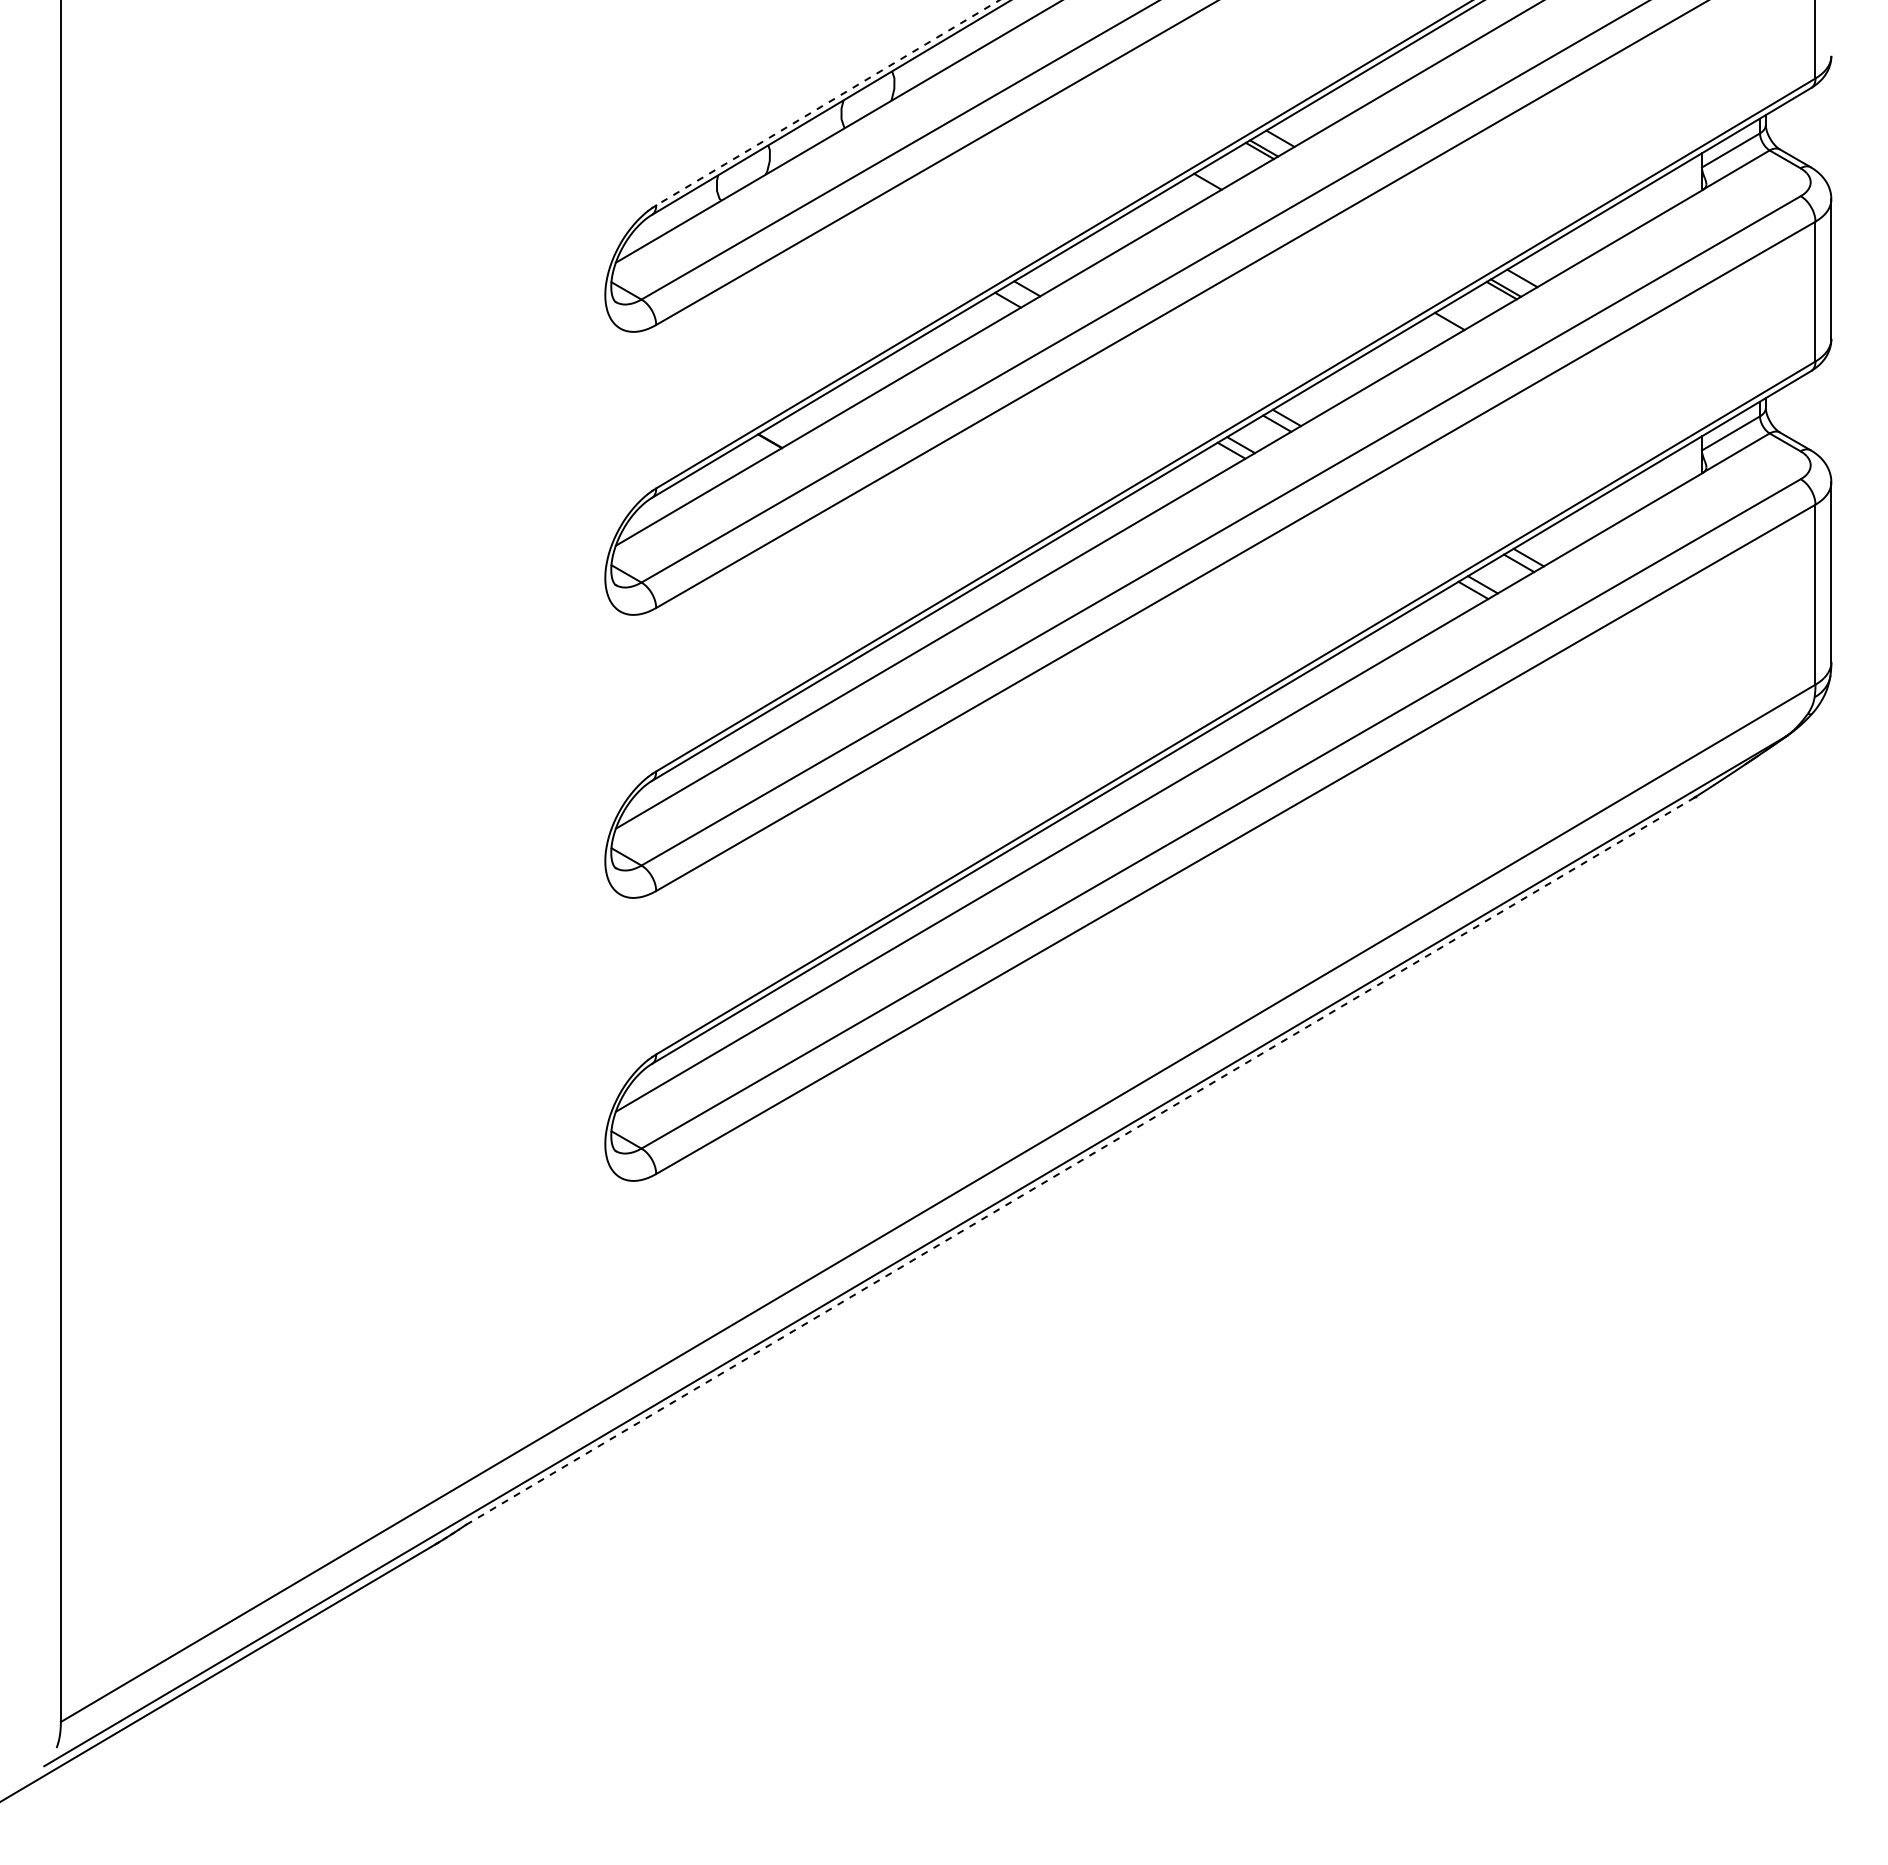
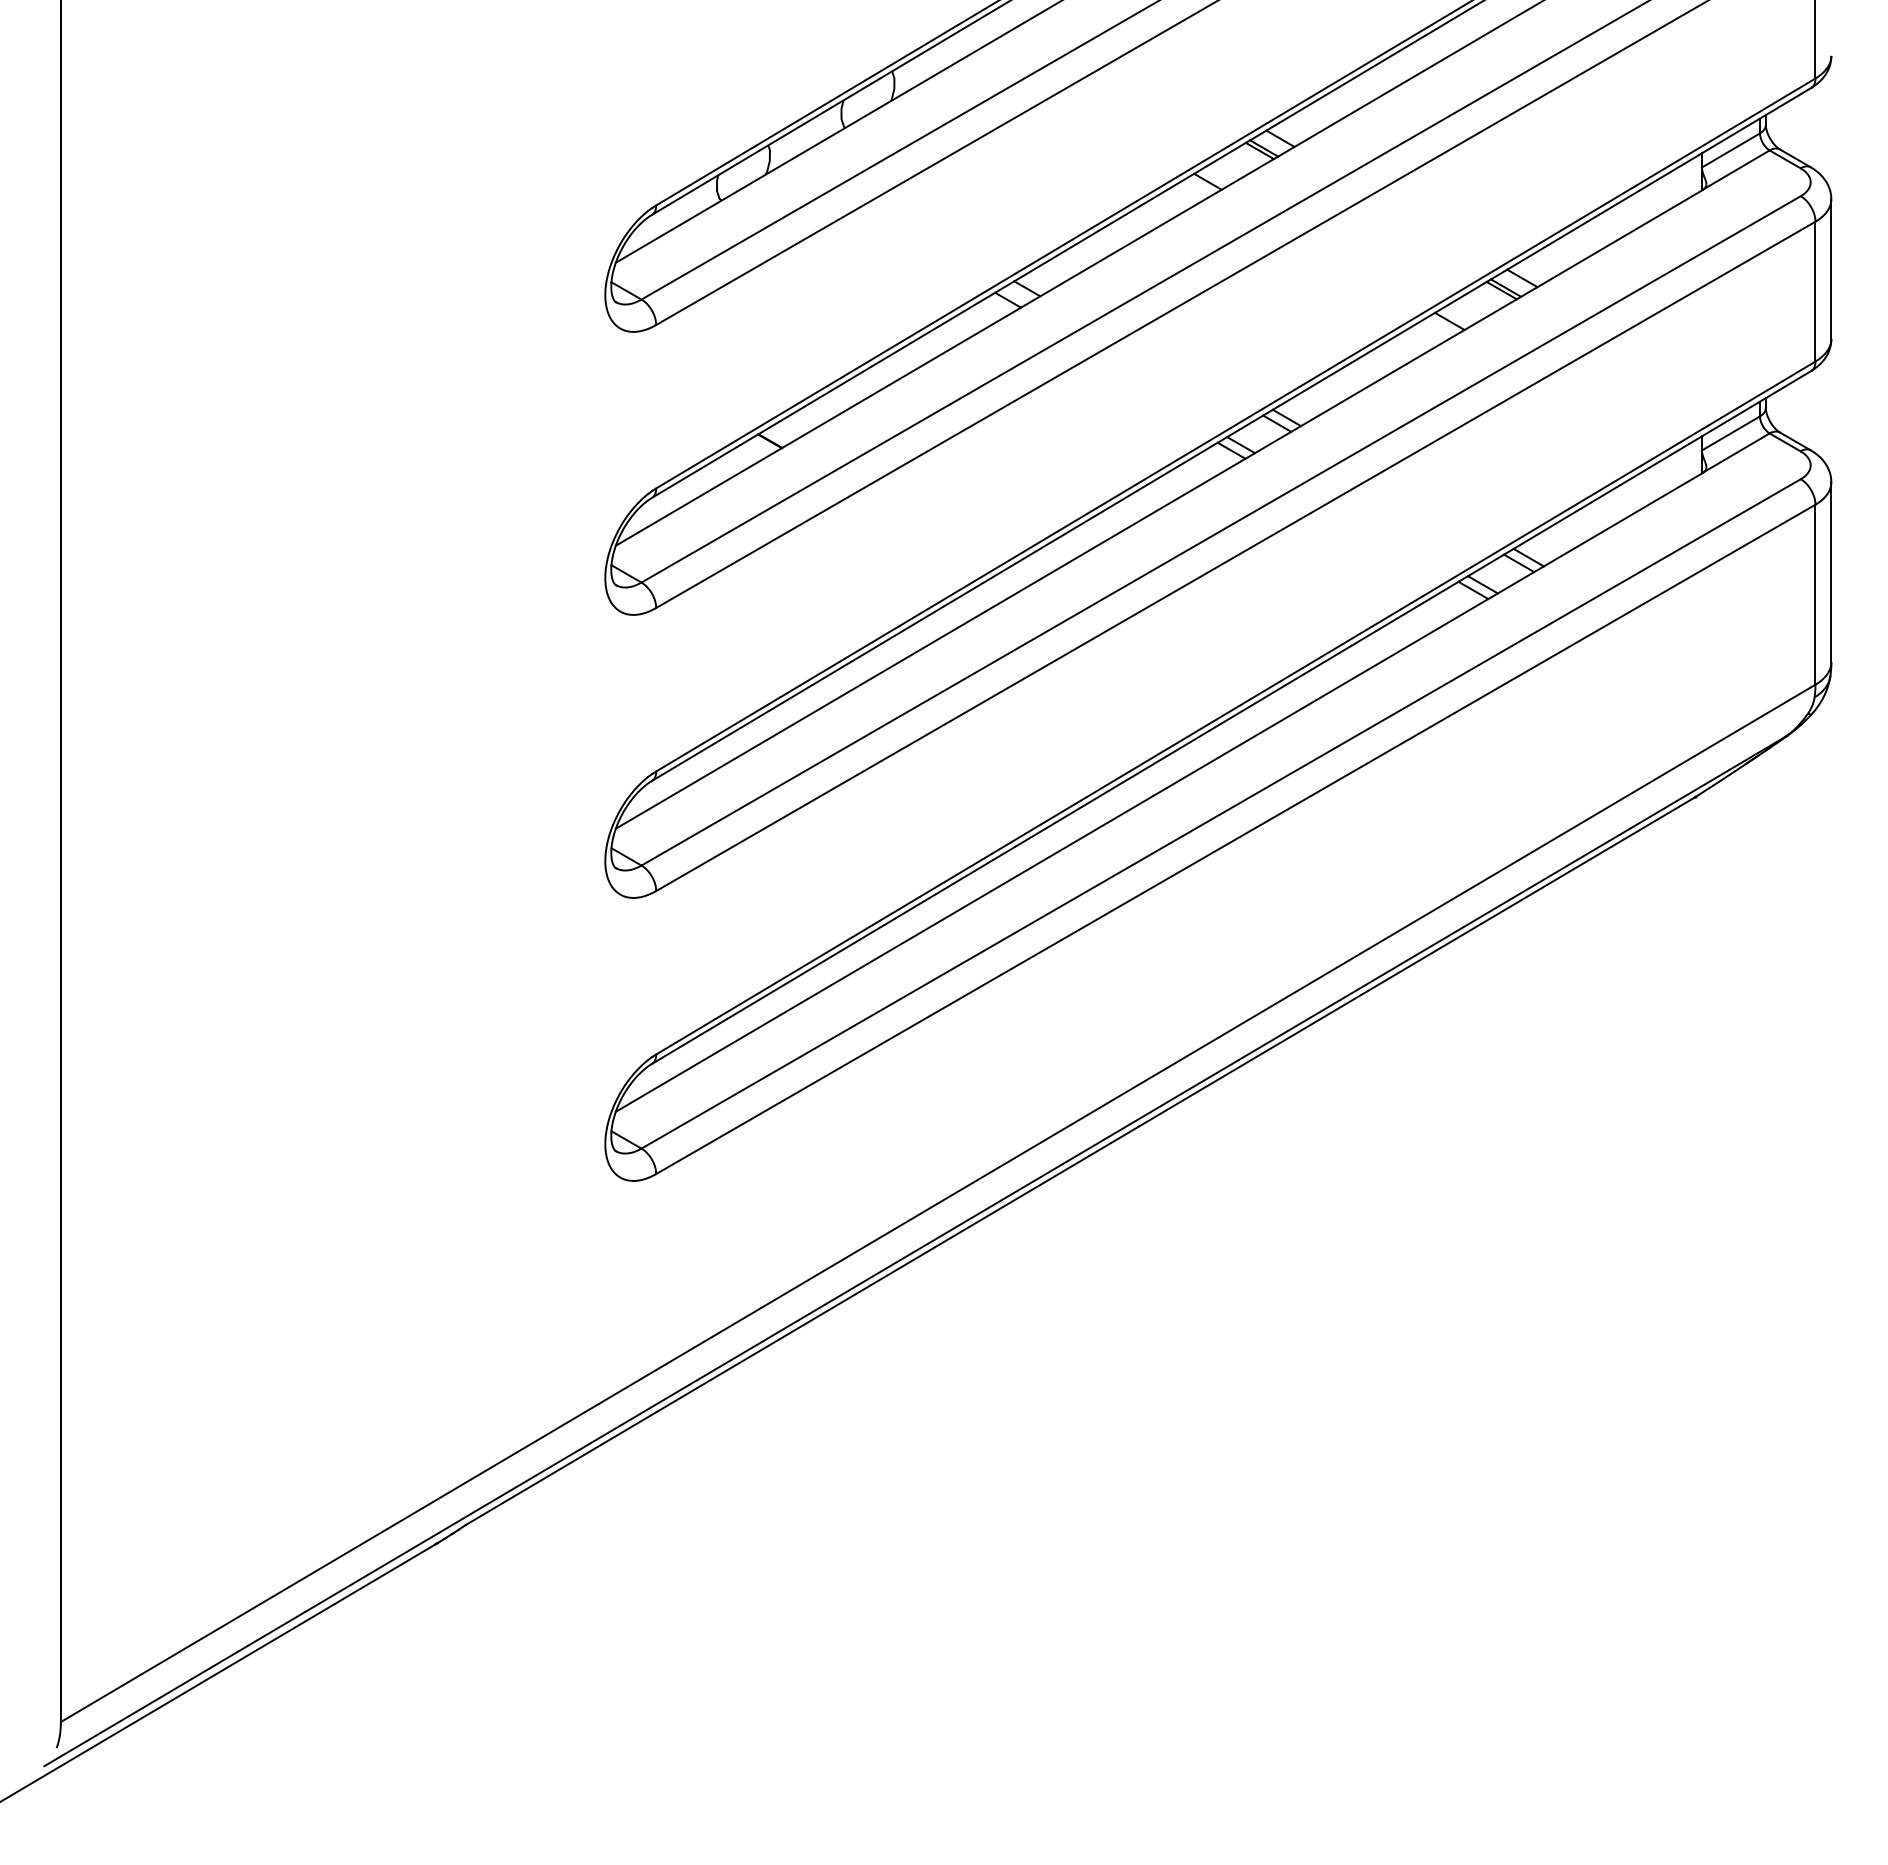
line: dashed -> solid (827, 102)
line: dashed -> solid (1080, 1161)
